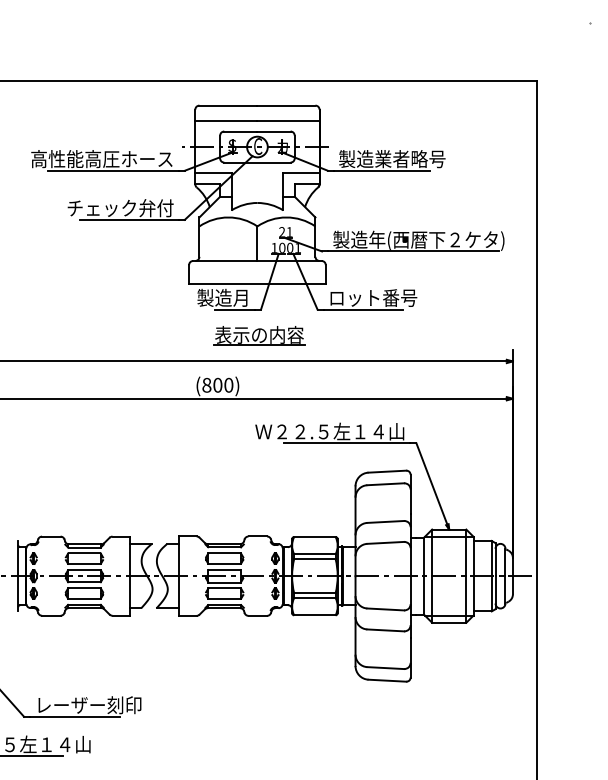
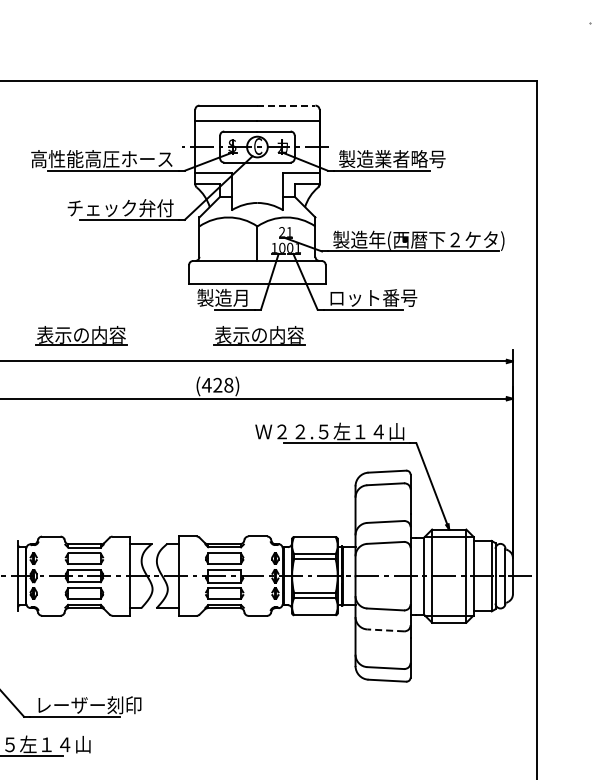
line: solid -> dashed (286, 105)
part: none -> present (81, 335)
text: (800) -> (428) (217, 384)
line: solid -> dashed (385, 630)
